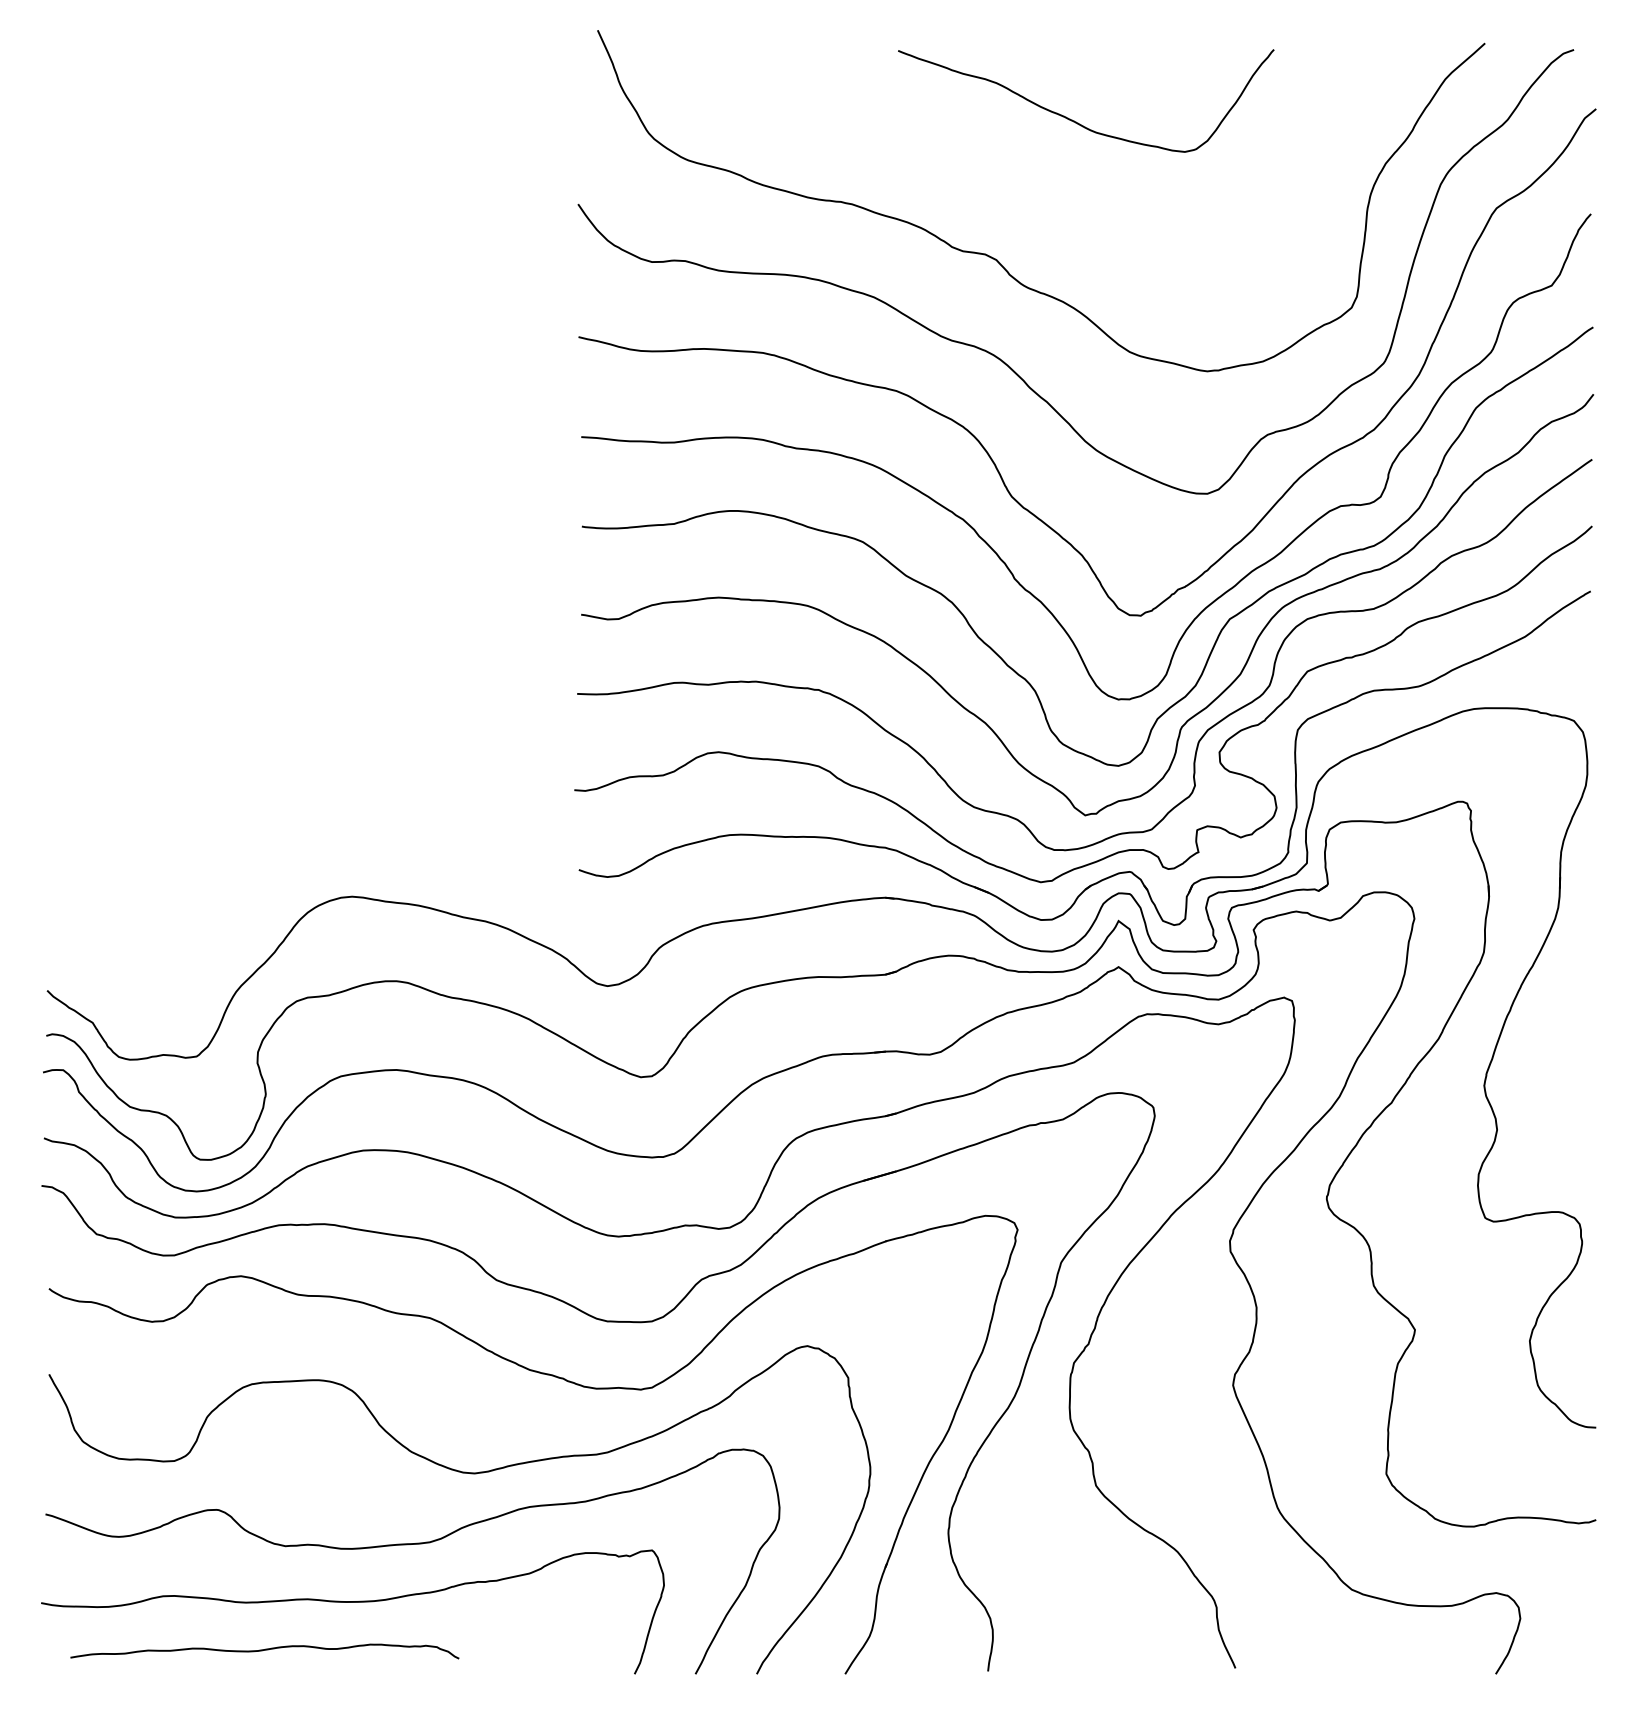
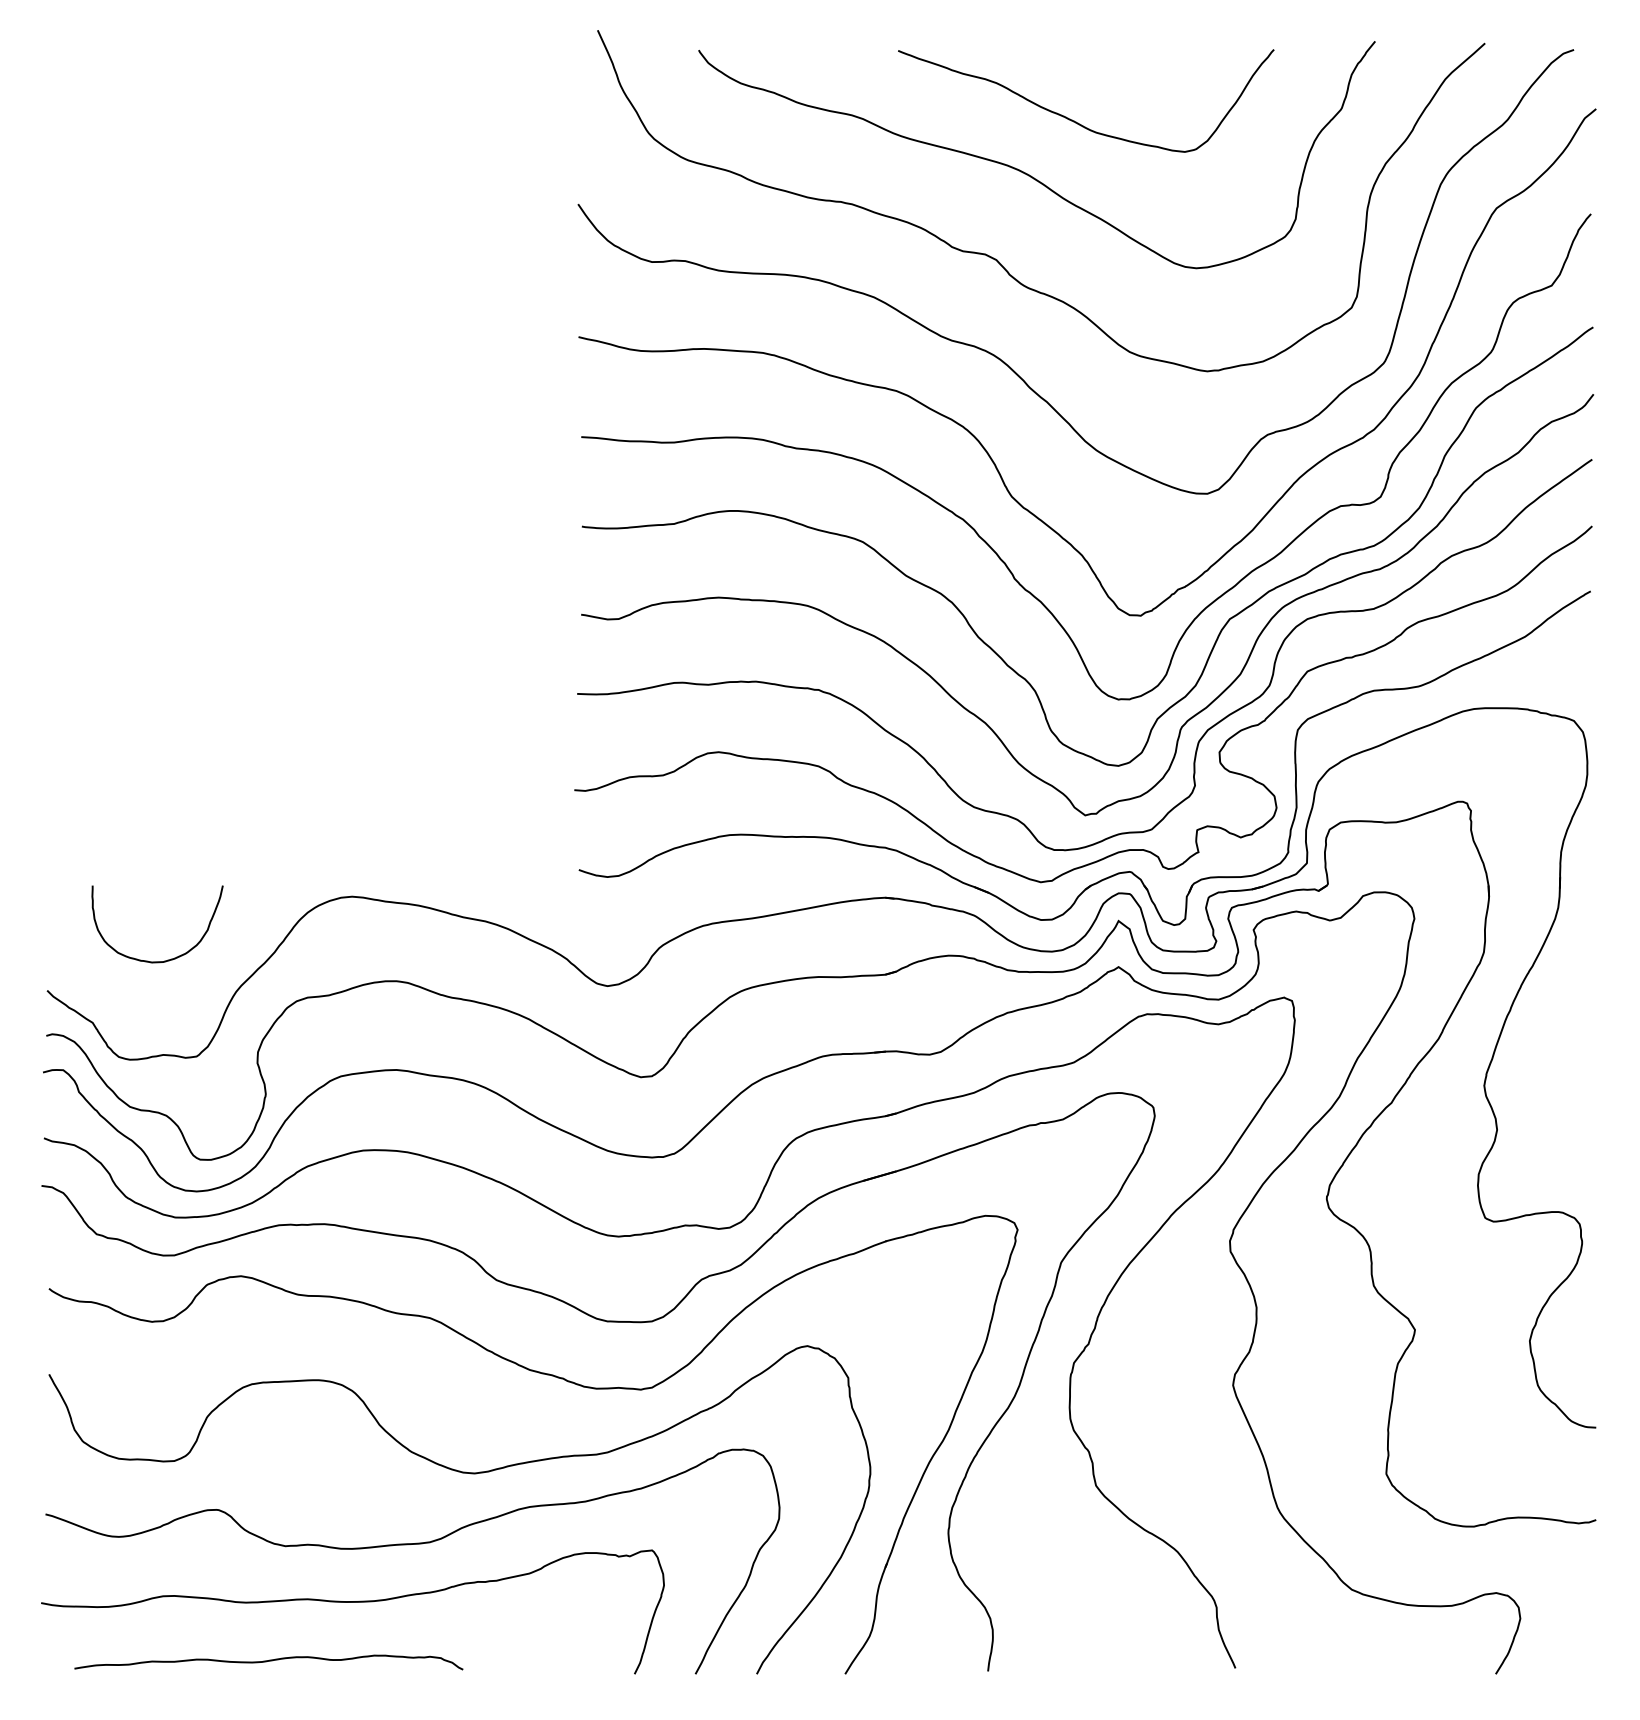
curve: none -> present (1027, 173)
curve: none -> present (167, 959)
curve position: (264, 1650) -> (268, 1661) (268, 1661)
